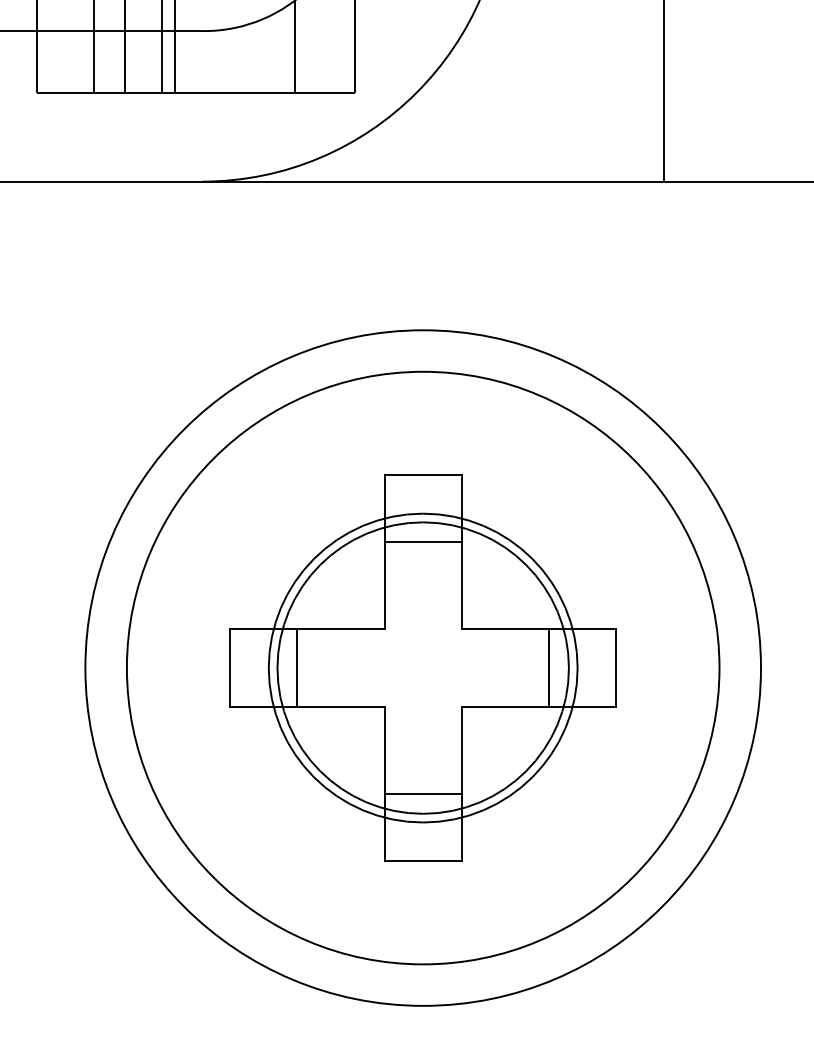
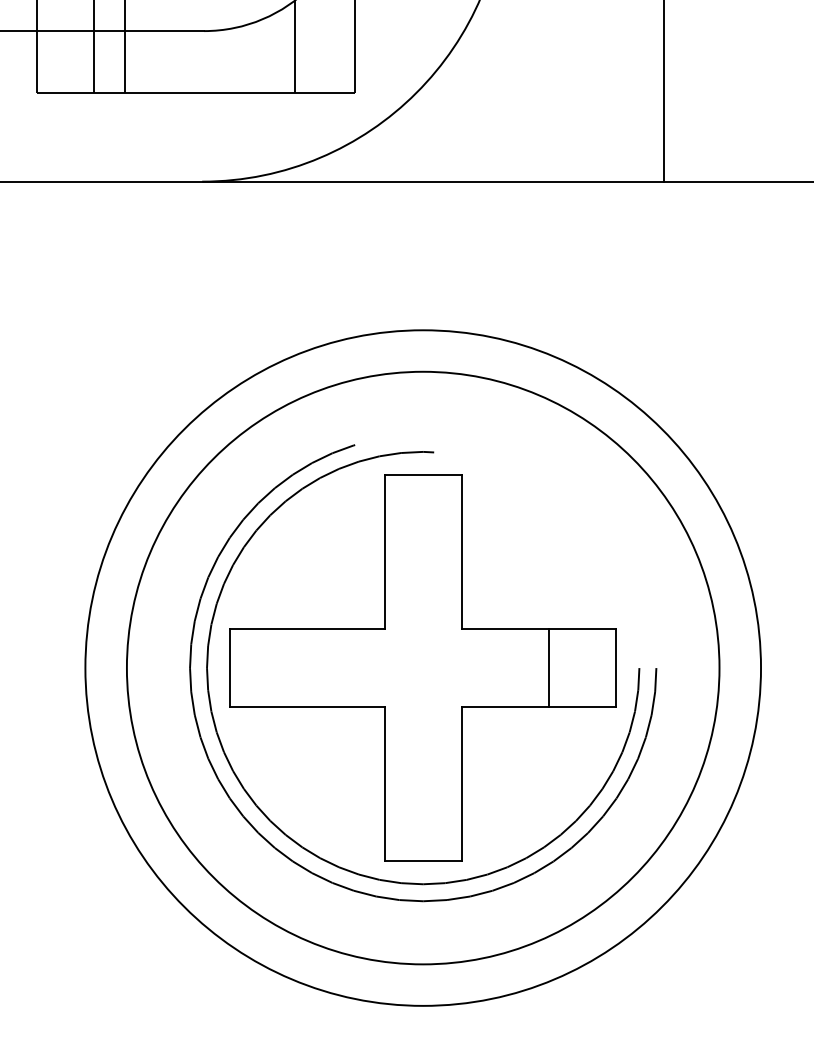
line: present -> none (161, 47)
line: present -> none (175, 47)
line: present -> none (422, 541)
line: present -> none (297, 667)
circle diameter: 291 px -> 466 px (423, 667)
circle diameter: 309 px -> 432 px (423, 667)
line: present -> none (422, 794)
